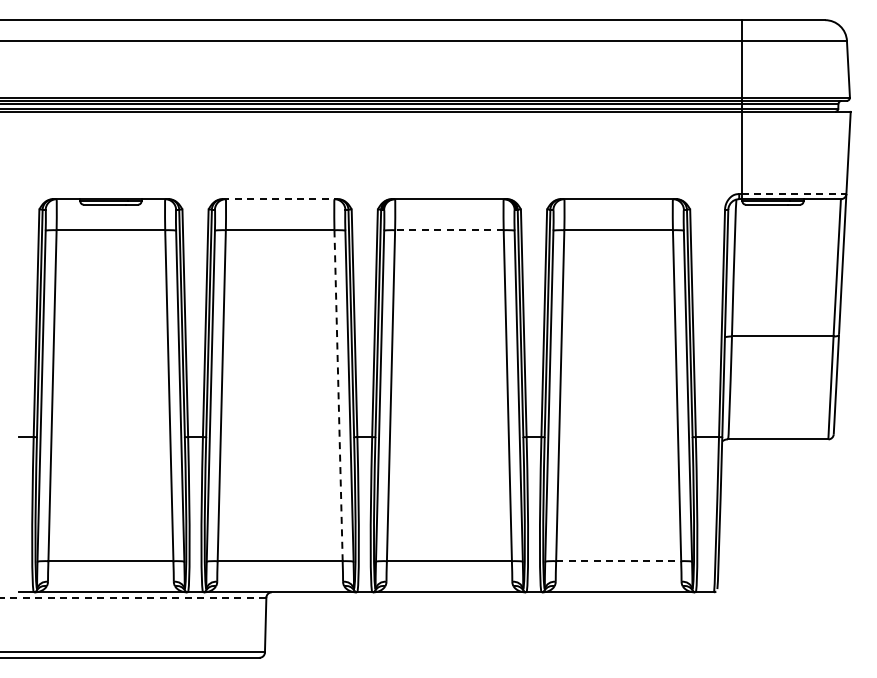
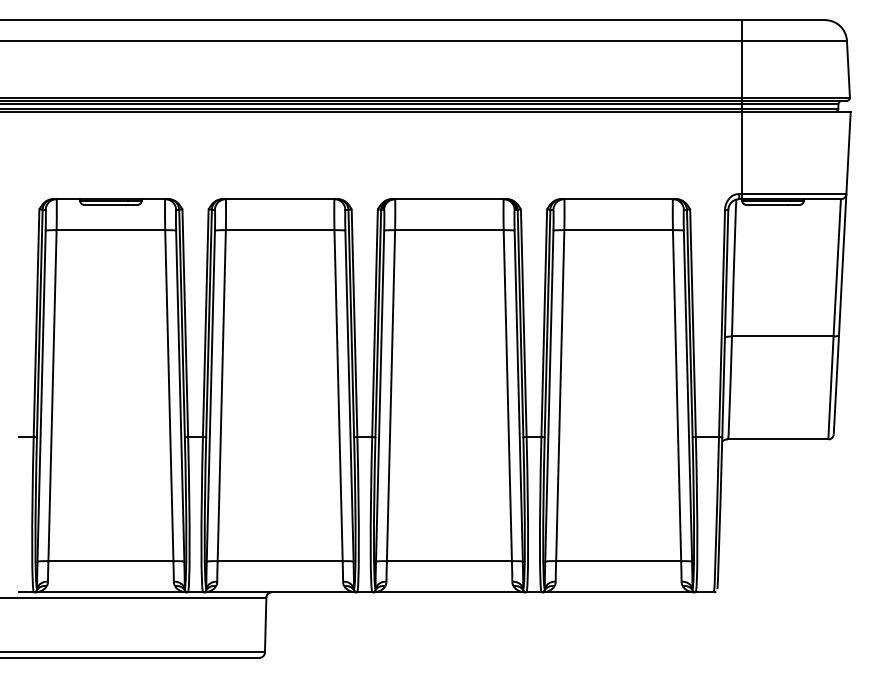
line: dashed -> solid (794, 194)
line: dashed -> solid (280, 199)
line: dashed -> solid (448, 230)
line: dashed -> solid (338, 395)
line: dashed -> solid (618, 561)
line: dashed -> solid (133, 597)
